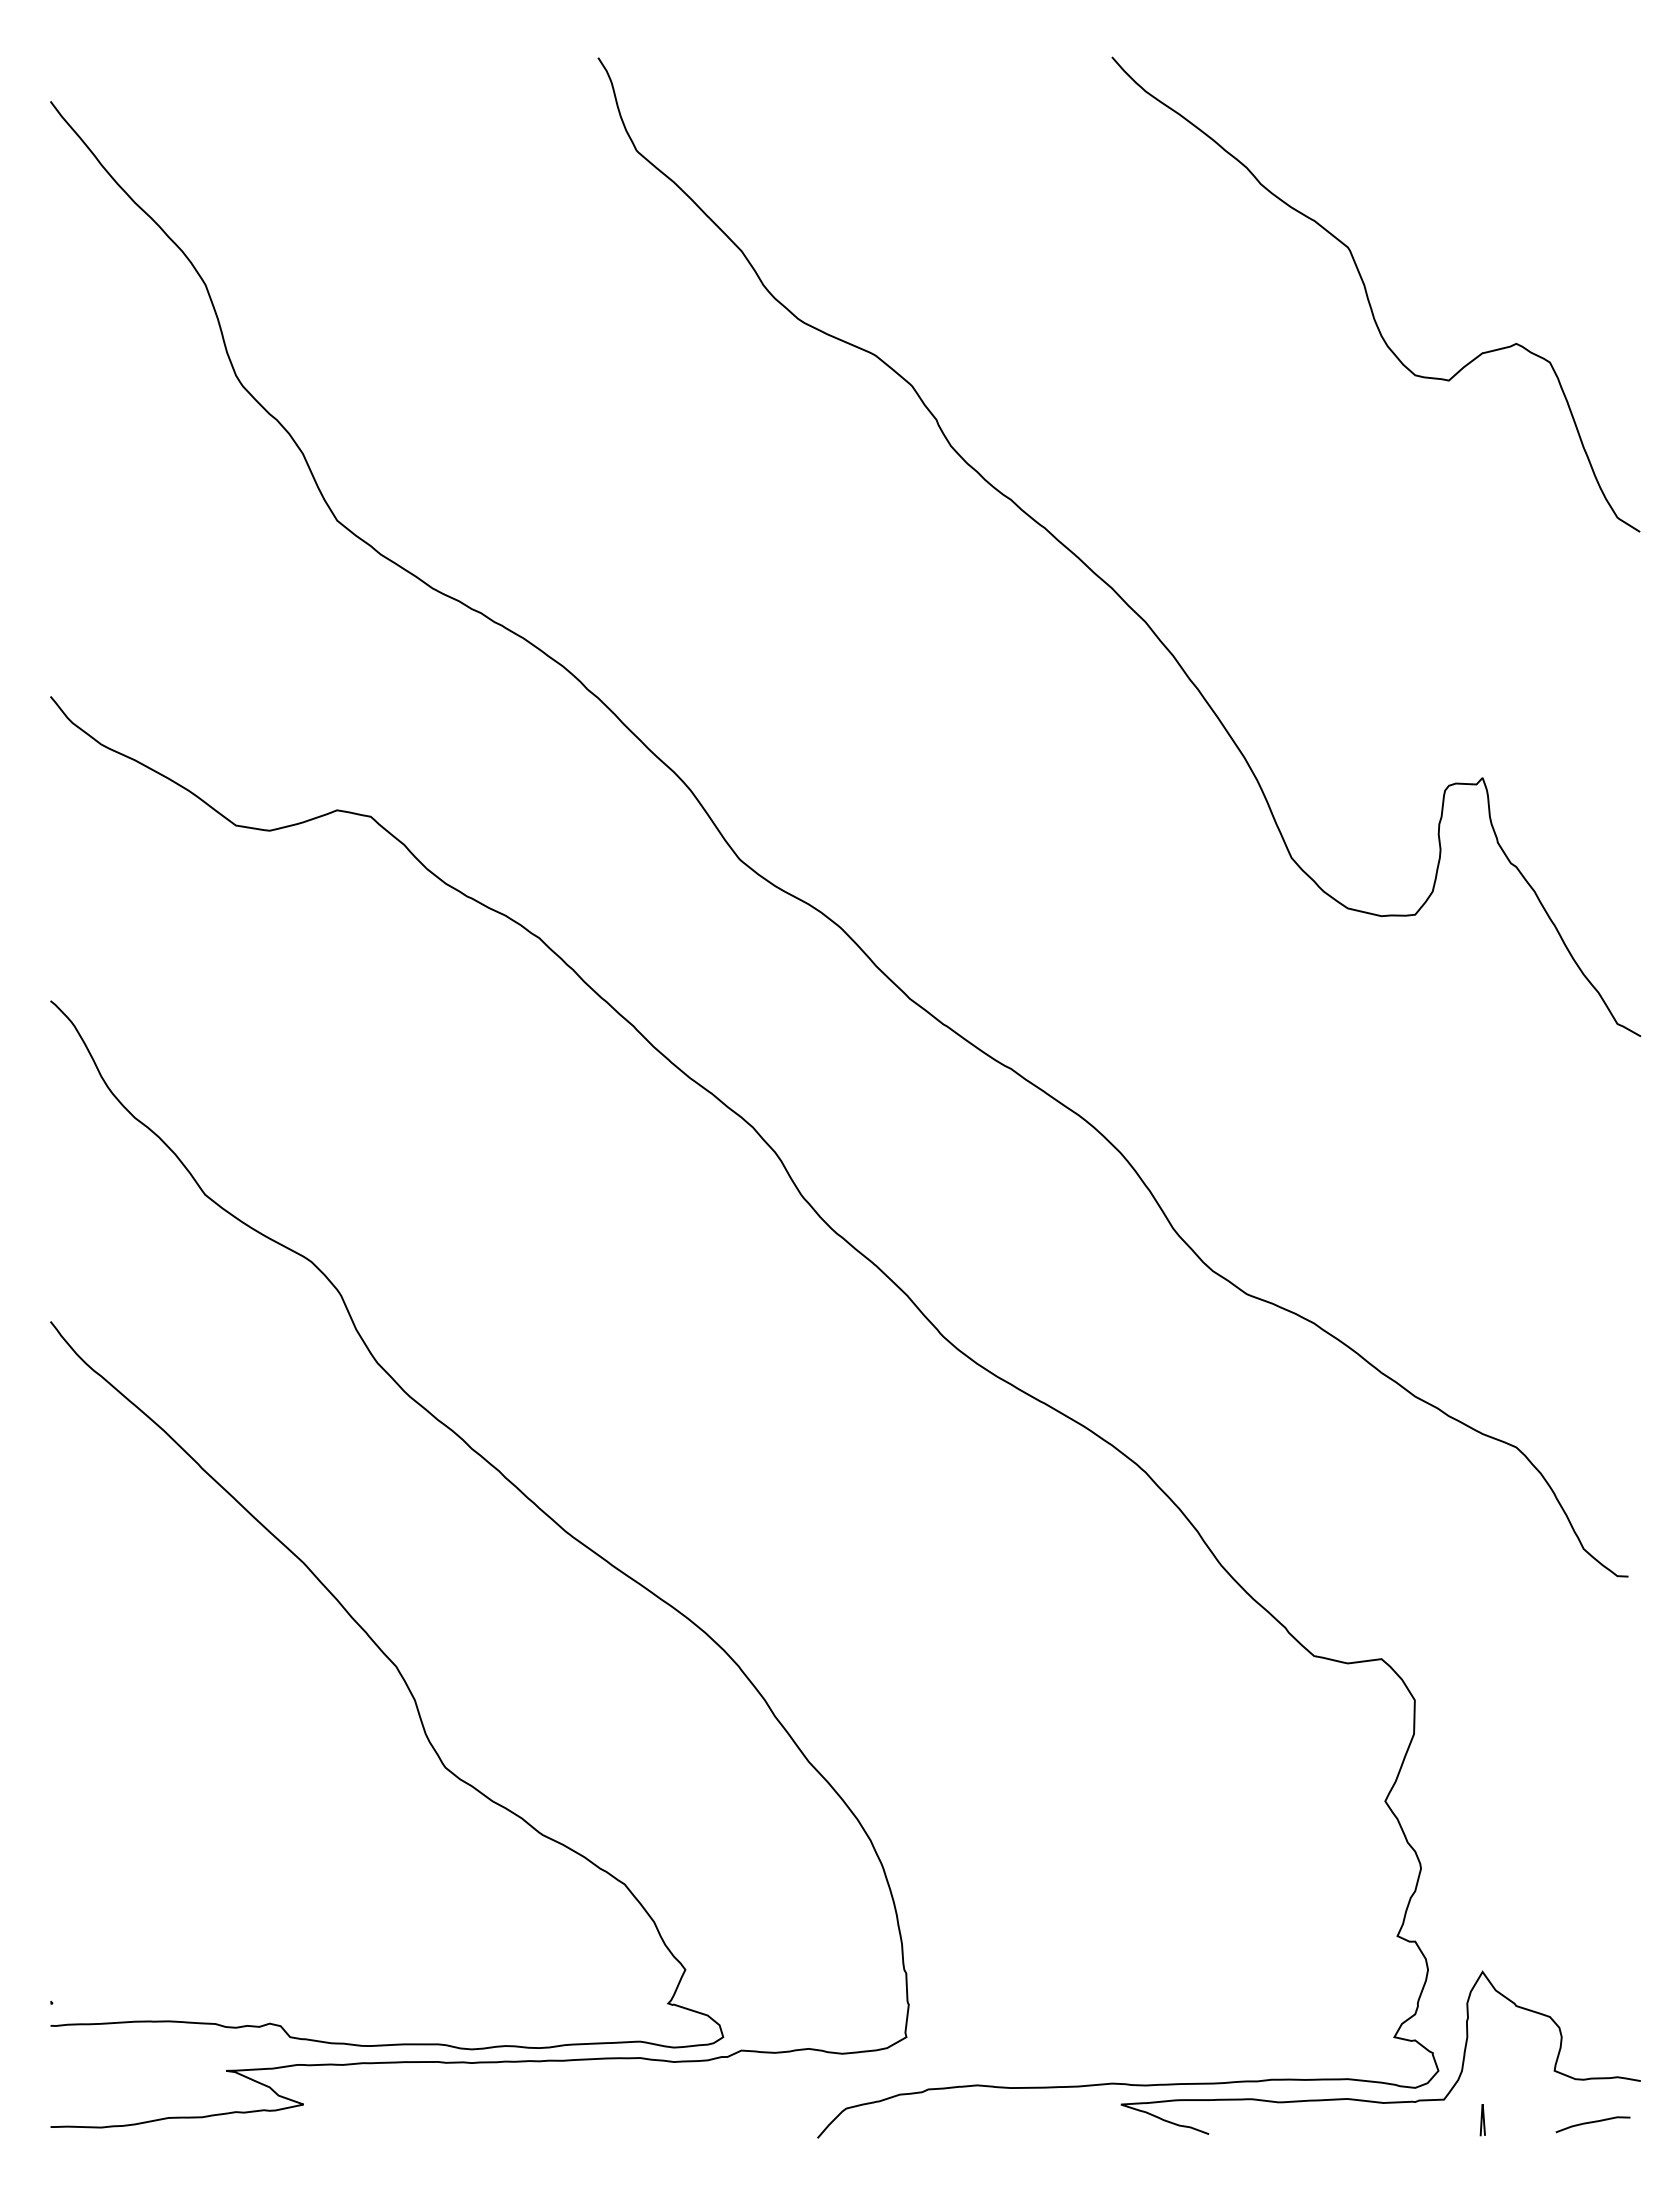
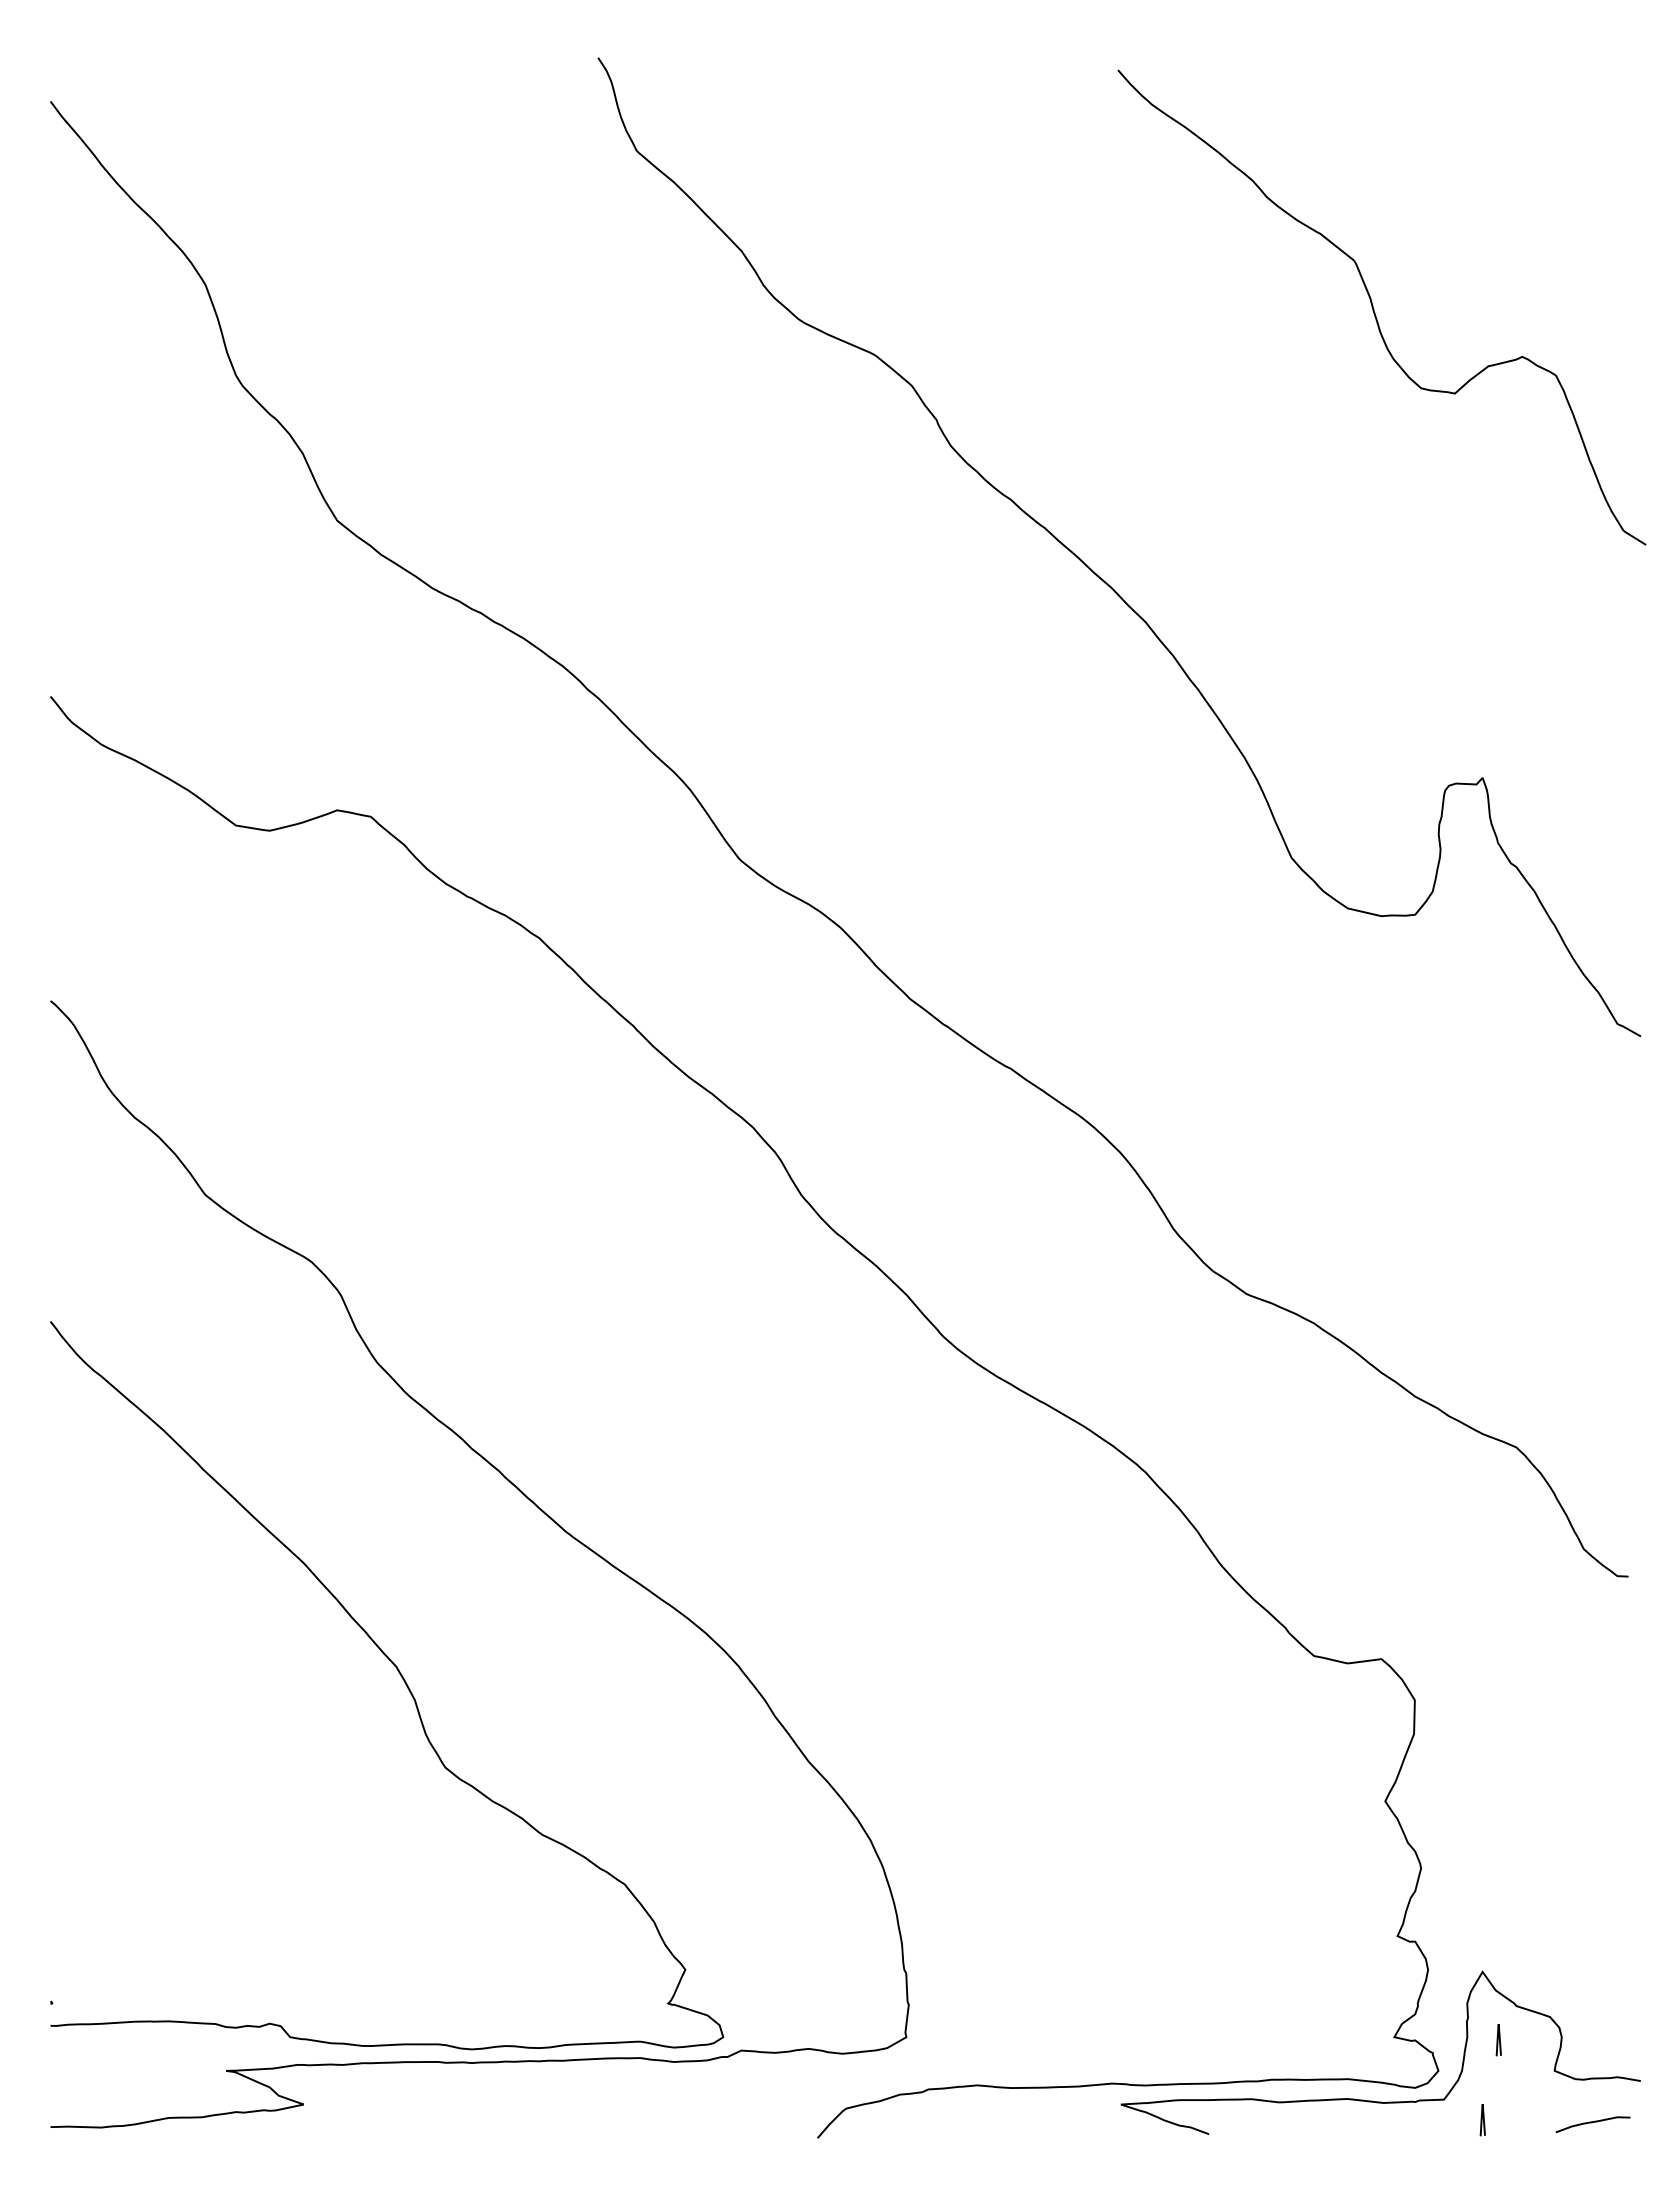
curve position: (1368, 296) -> (1374, 309) (1374, 309)
curve: none -> present (1498, 2040)
